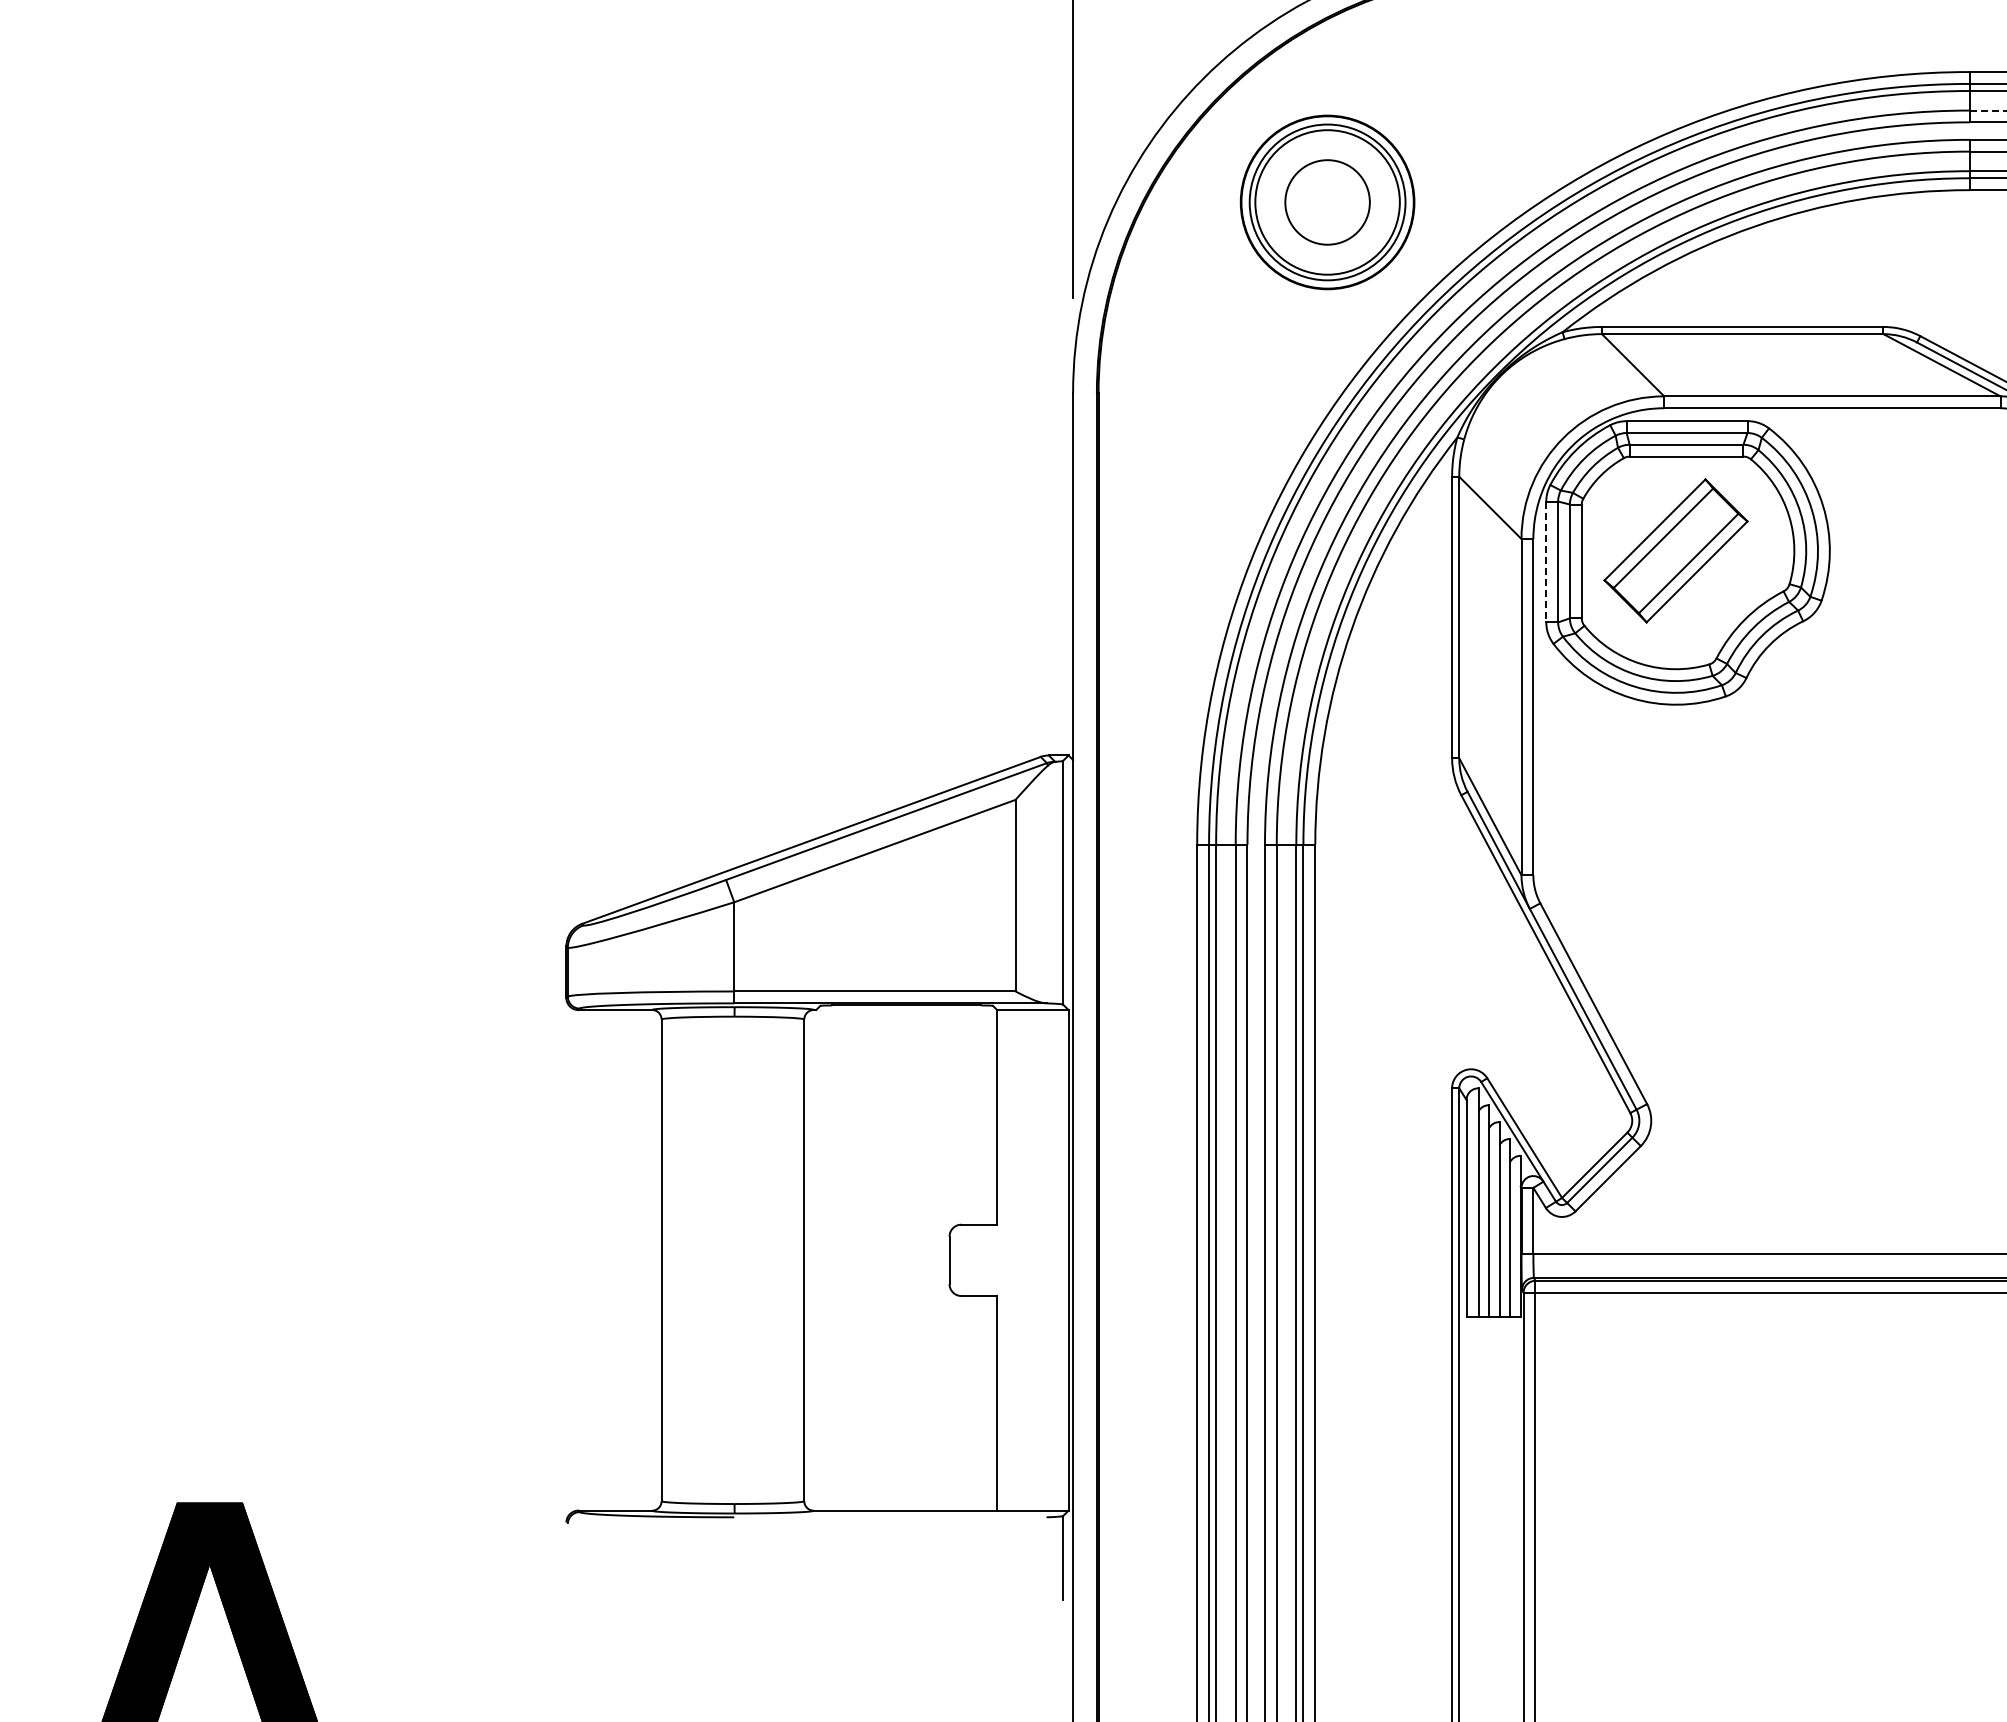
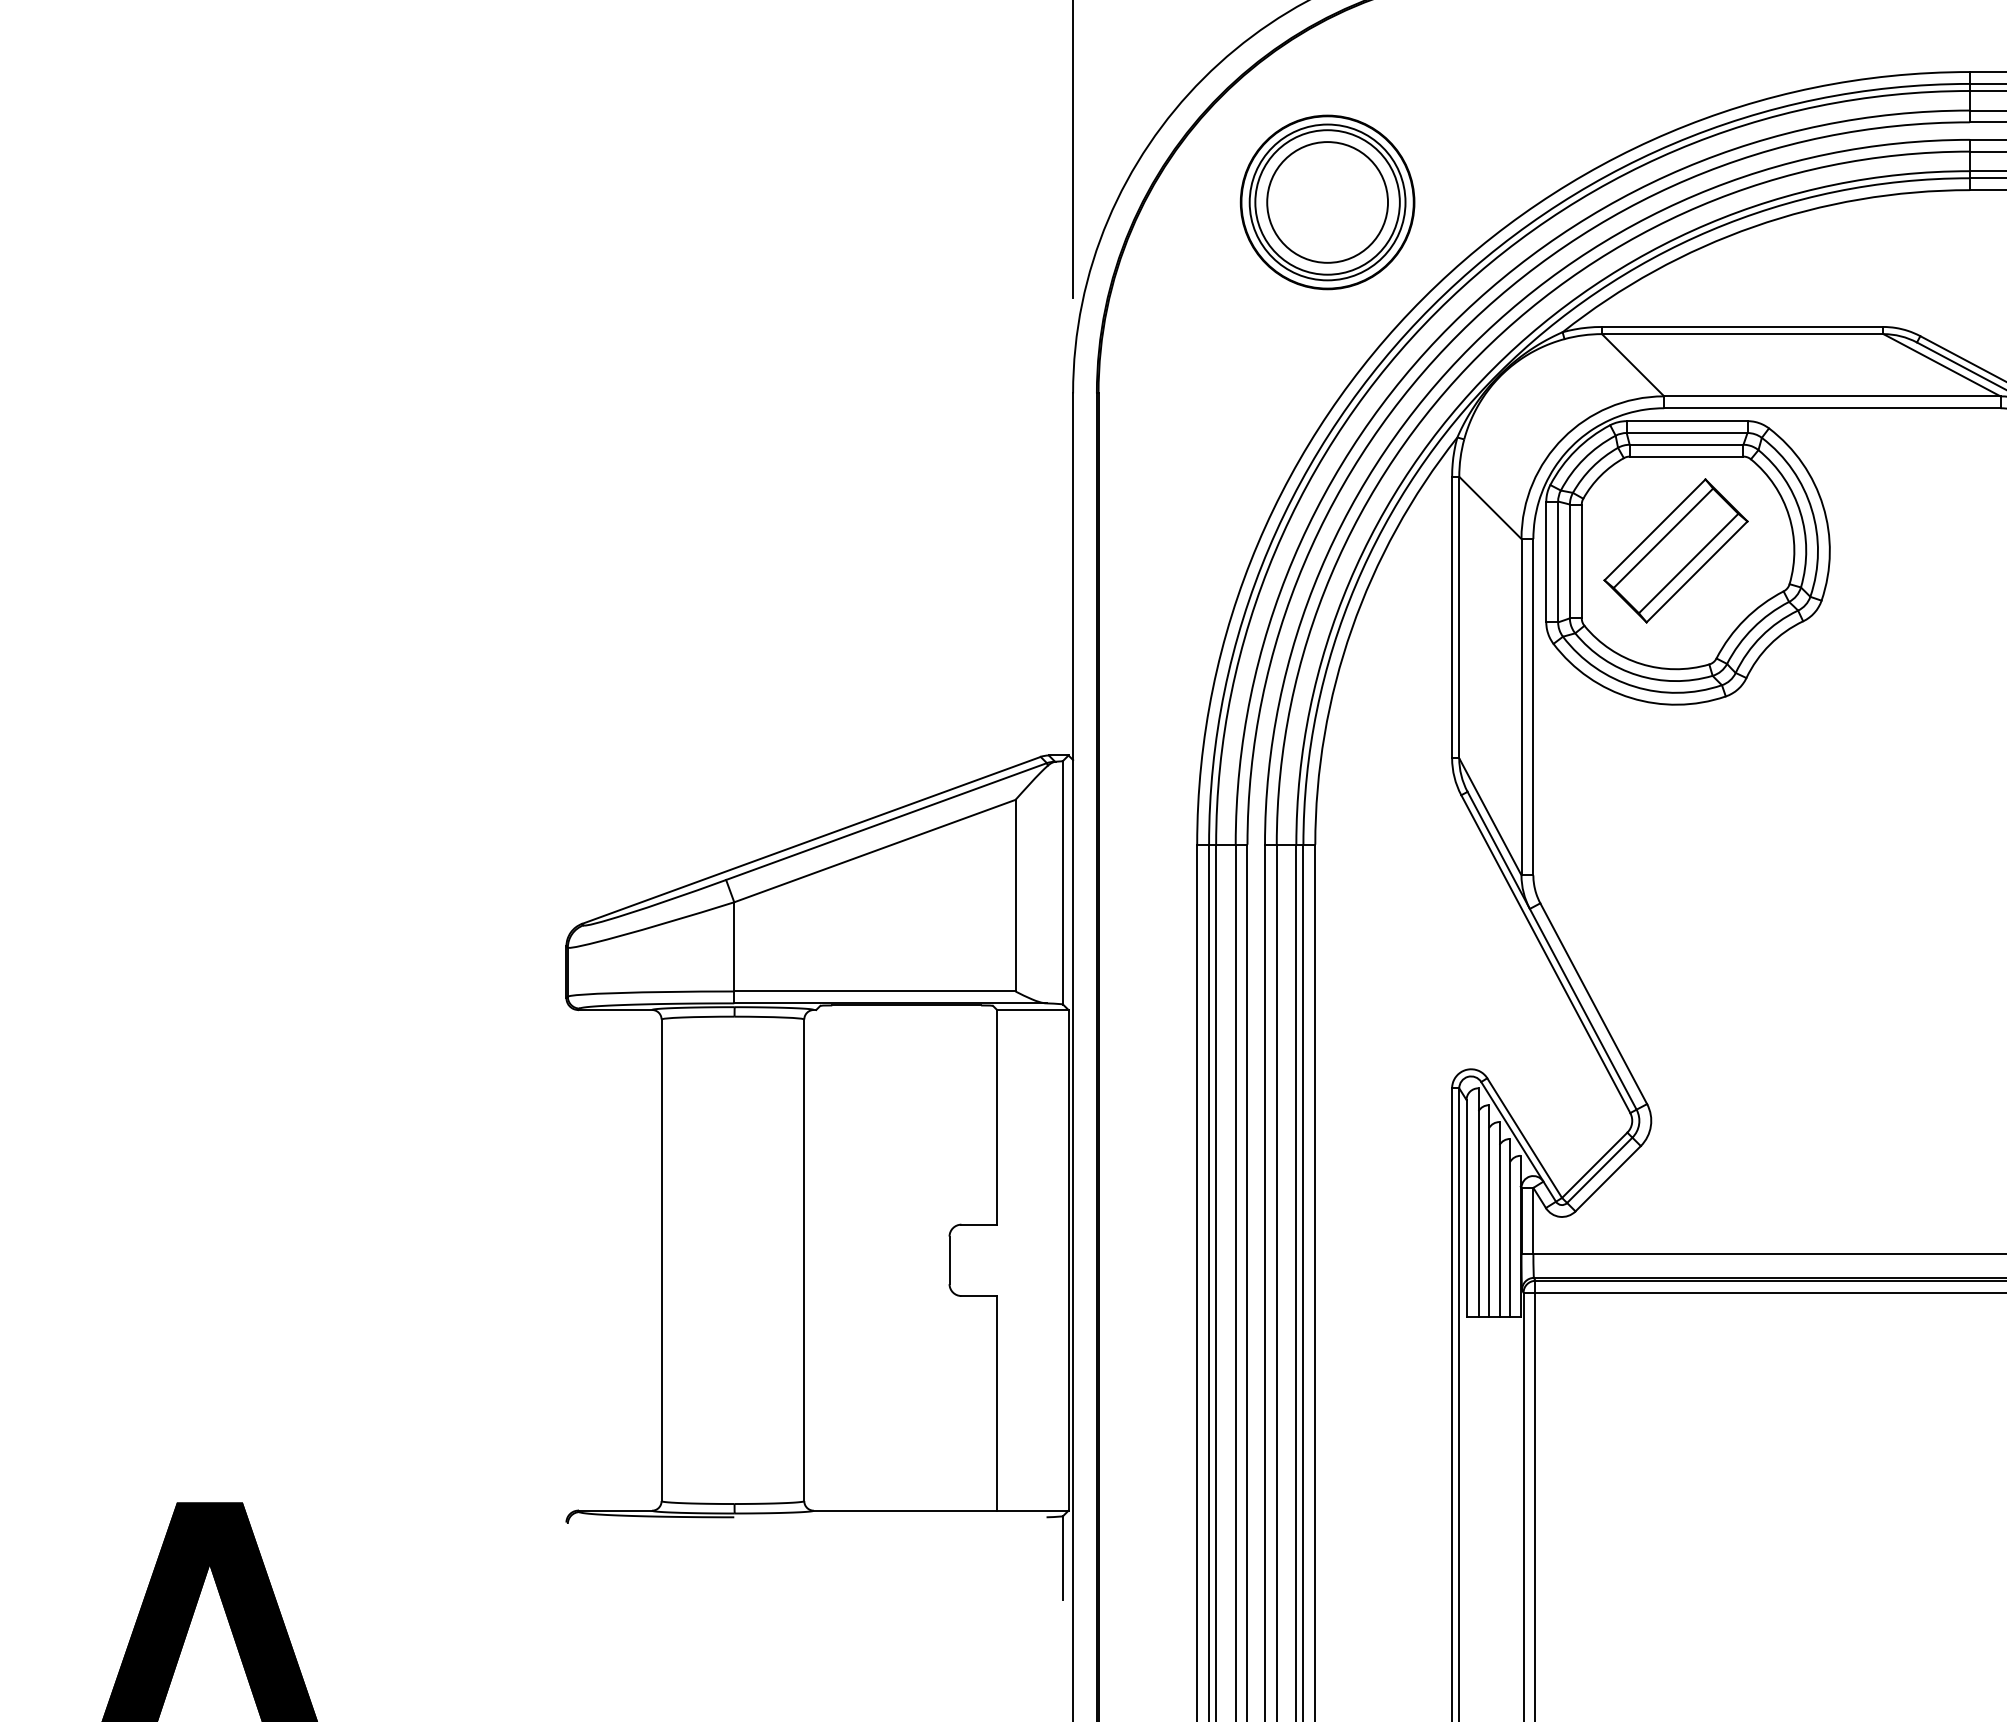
line: dashed -> solid (1988, 110)
circle diameter: 85 px -> 121 px (1327, 202)
line: dashed -> solid (1546, 562)
